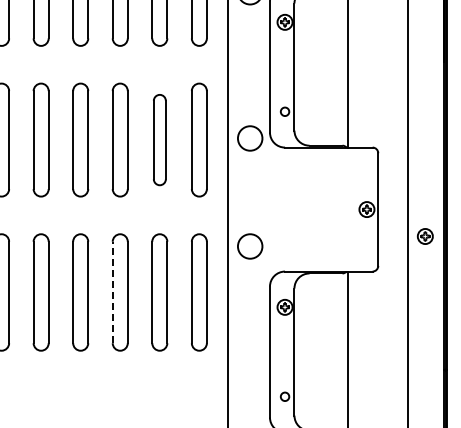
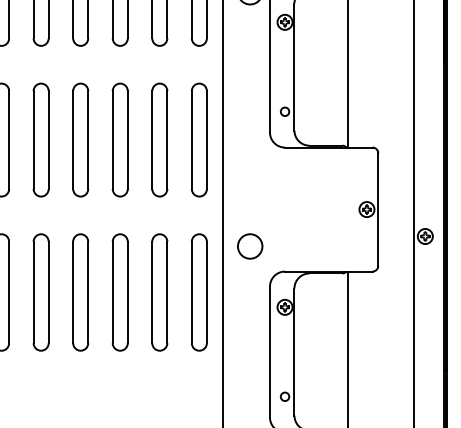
circle: present -> none (250, 138)
part size: 14x93 px -> 18x116 px (159, 139)
line position: (227, 213) -> (222, 213) (222, 213)
line position: (408, 213) -> (414, 213) (414, 213)
line: dashed -> solid (112, 292)
